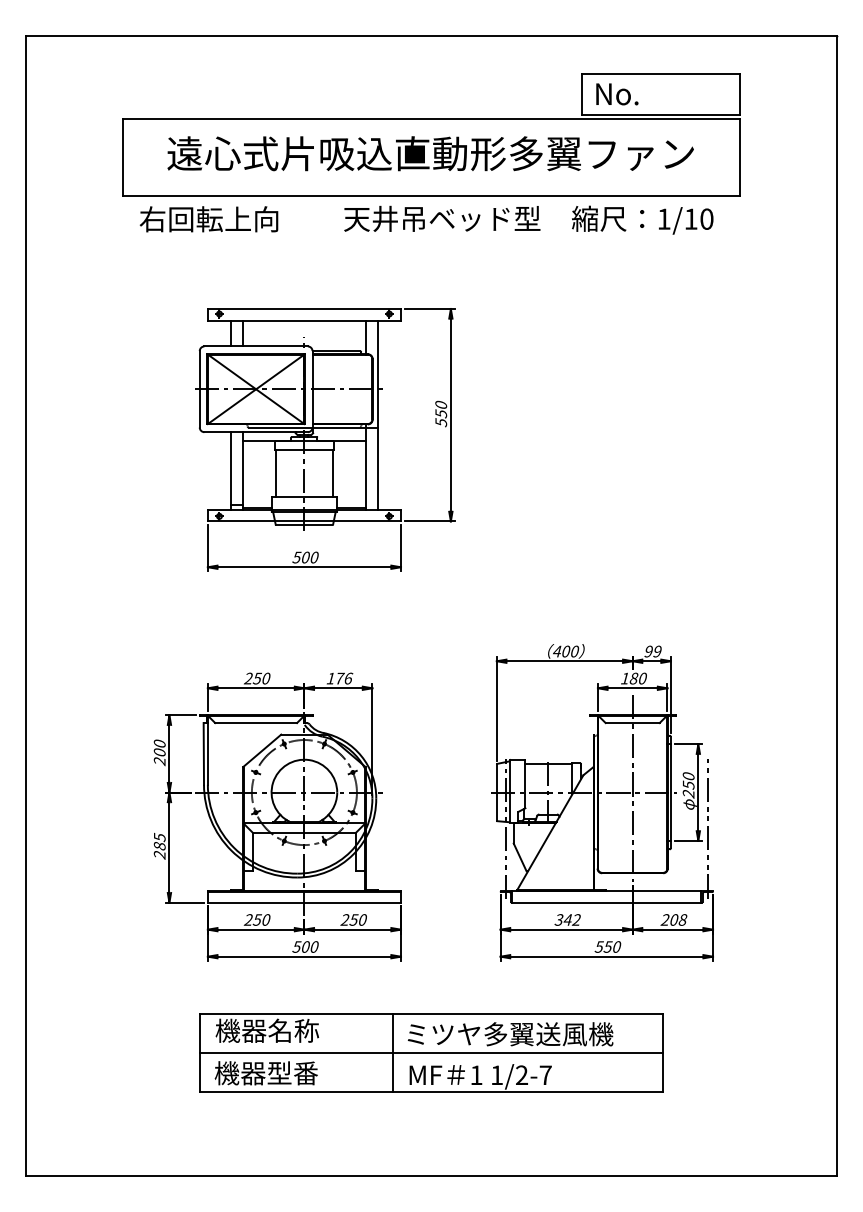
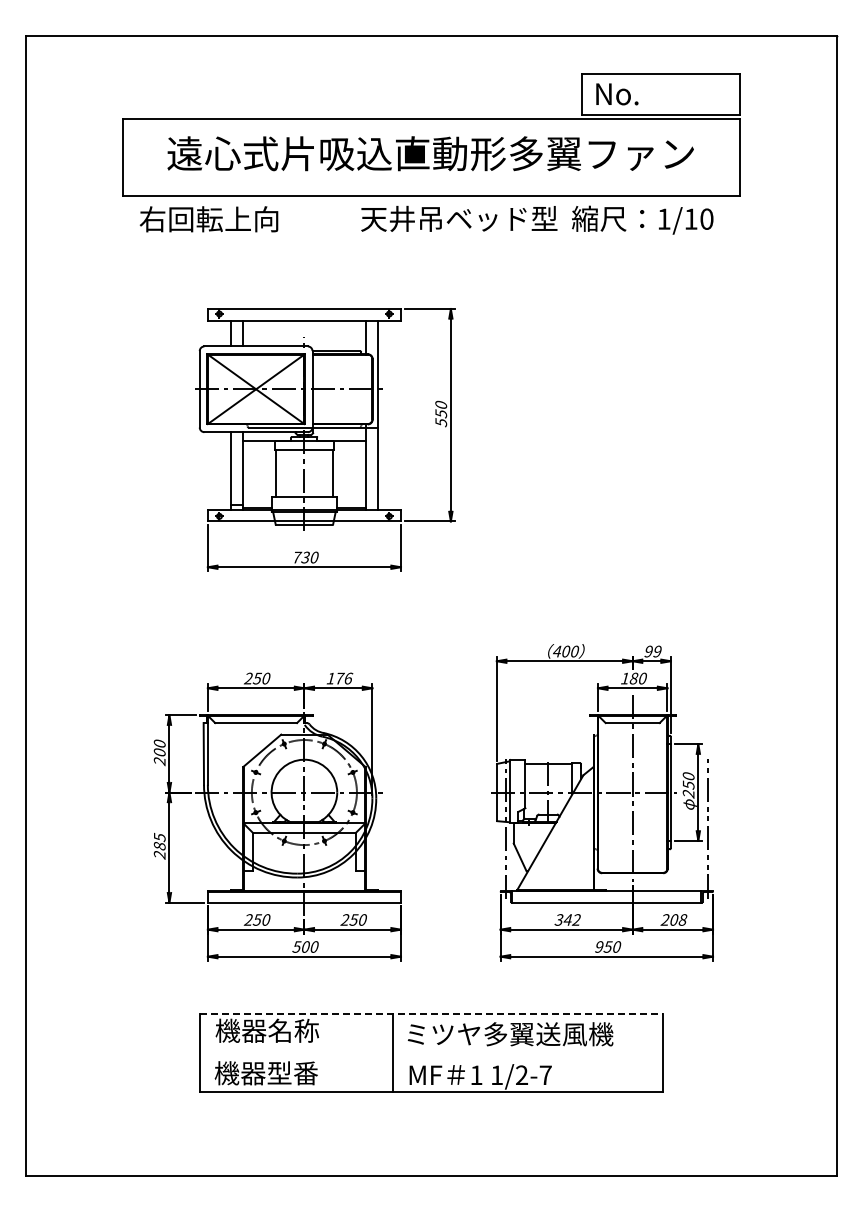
text position: (442, 218) -> (459, 218) (459, 218)
text: 500 -> 730 (300, 557)
text: 550 -> 950 (598, 946)
line: solid -> dashed (431, 1014)
line: present -> none (431, 1053)
